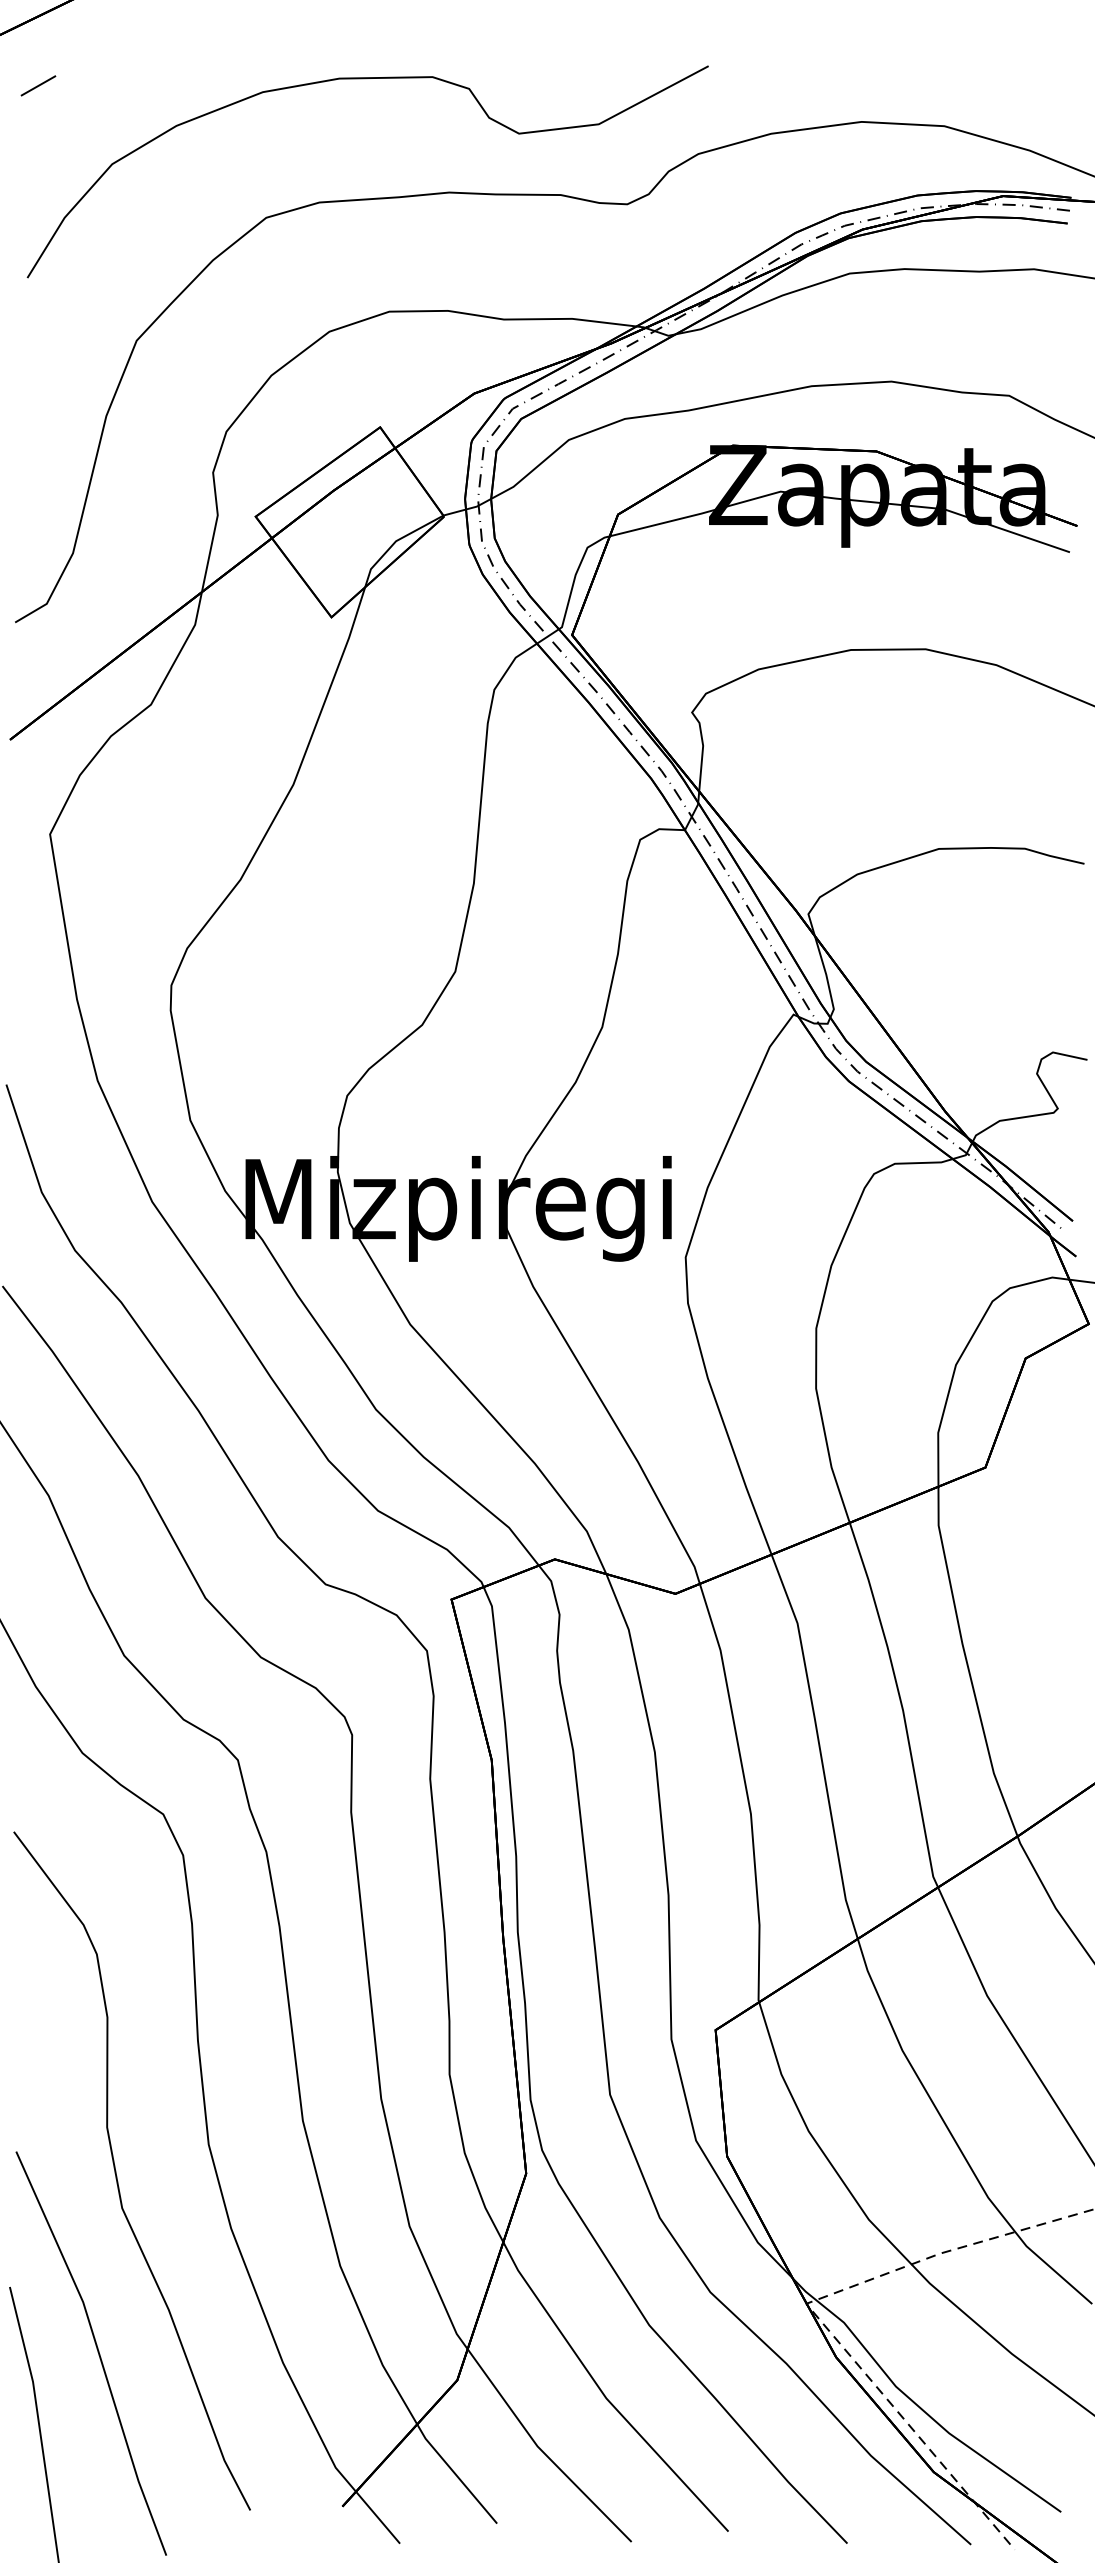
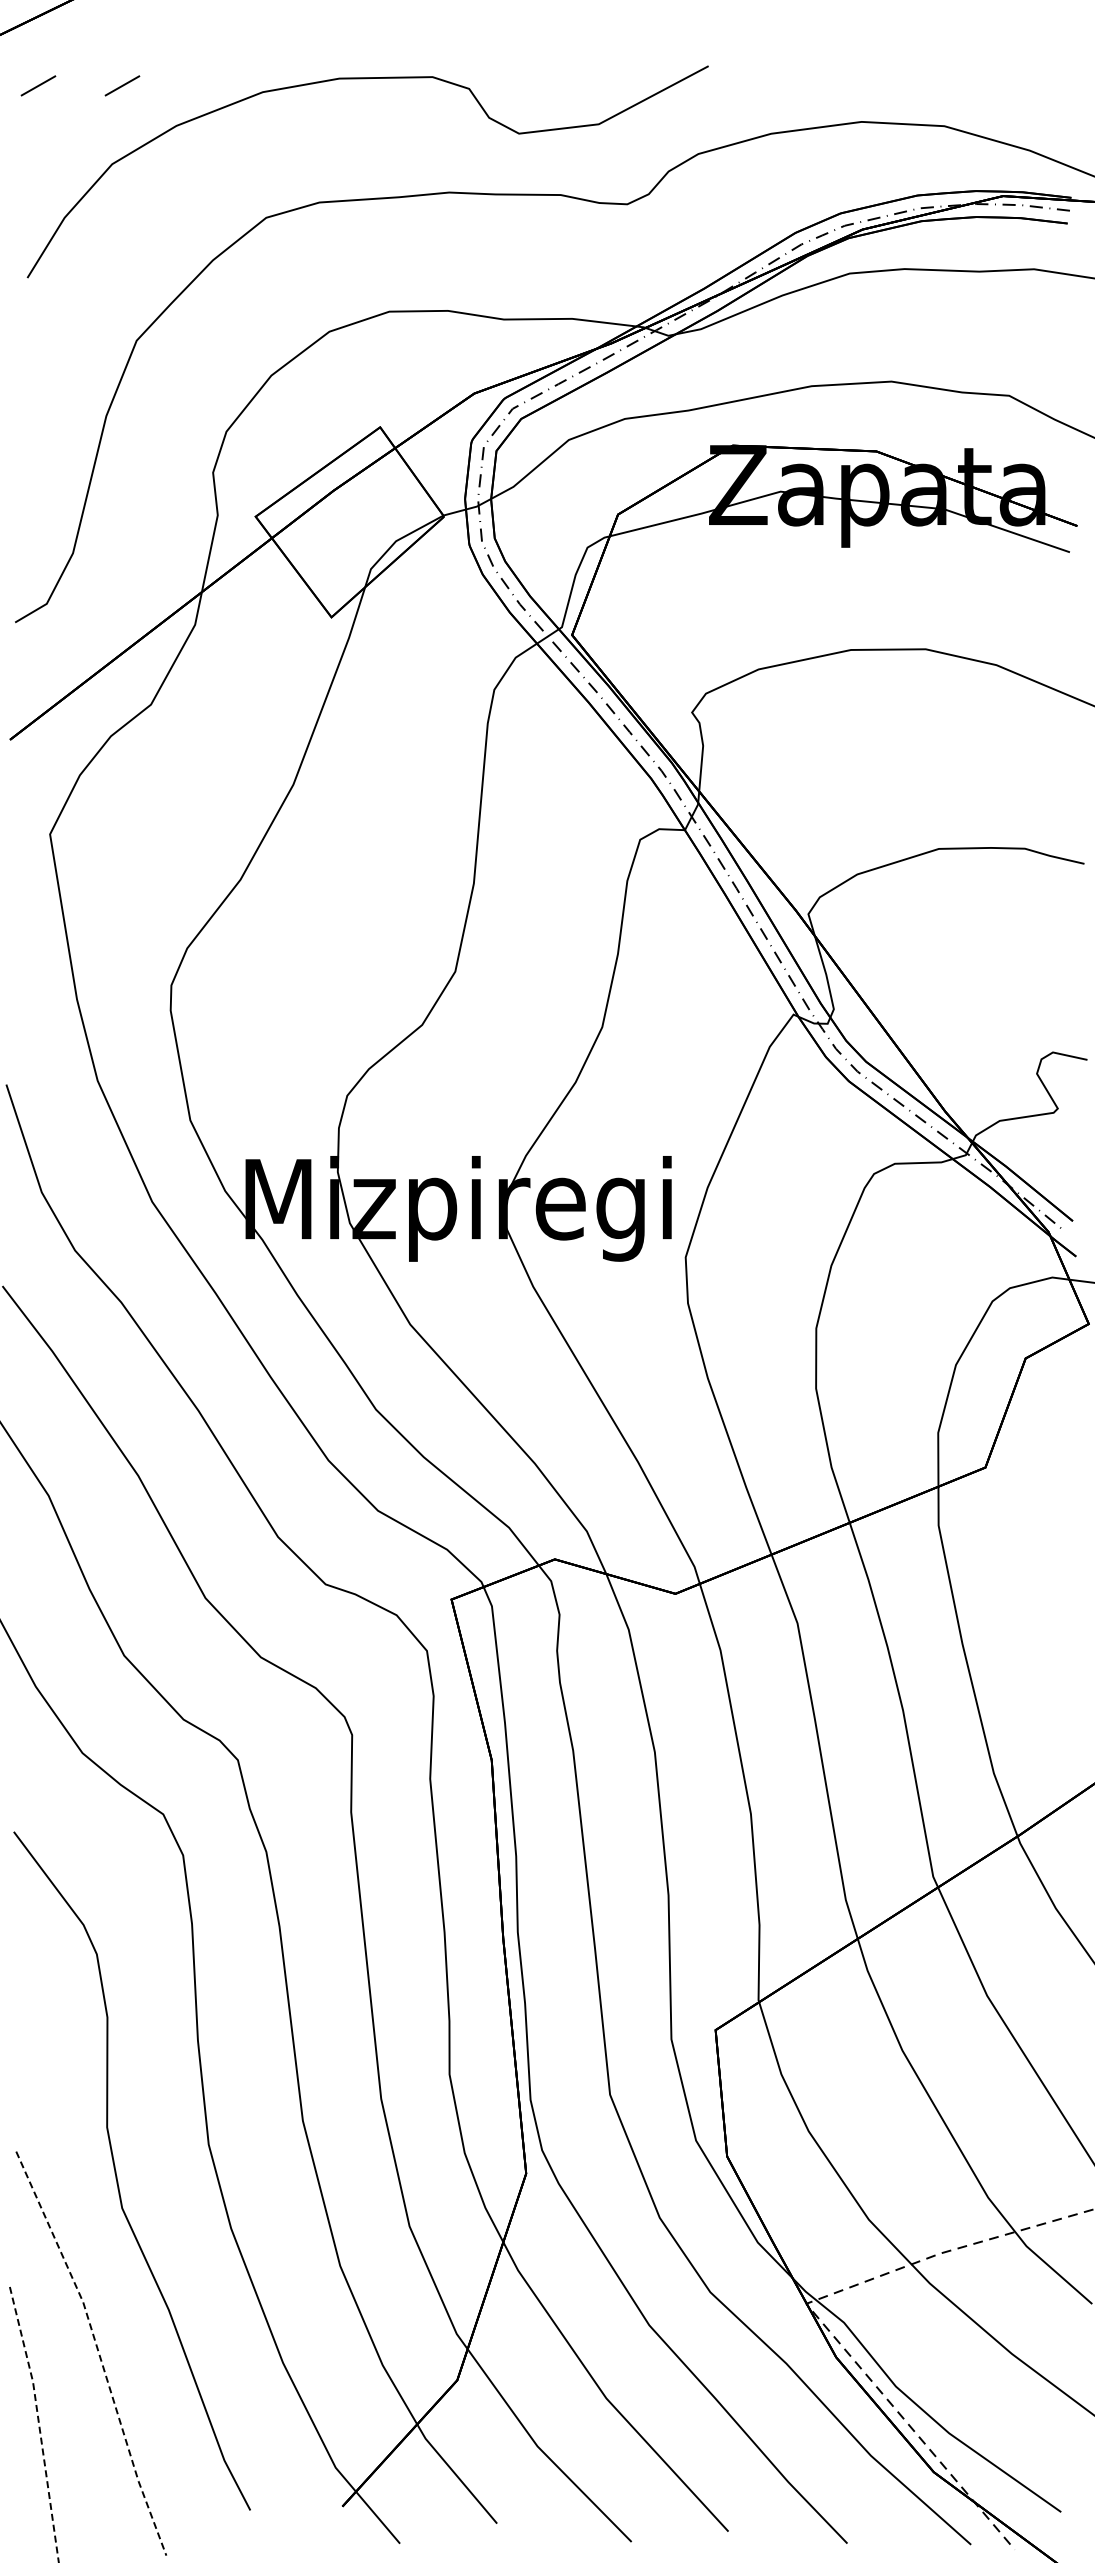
line: none -> present (122, 85)
line: solid -> dashed (98, 2351)
line: solid -> dashed (38, 2423)
